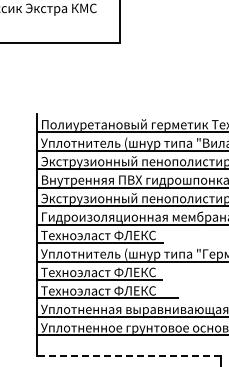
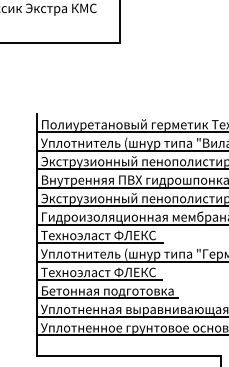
text: Техноэласт ФЛЕКС -> Бетонная подготовка (107, 291)
line: dashed -> solid (128, 355)
